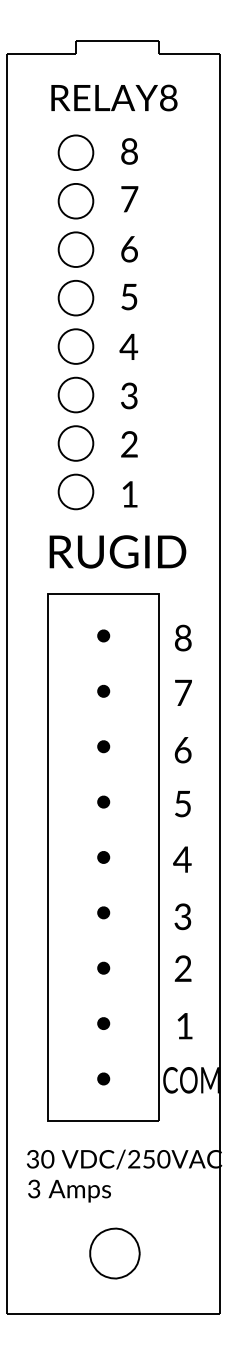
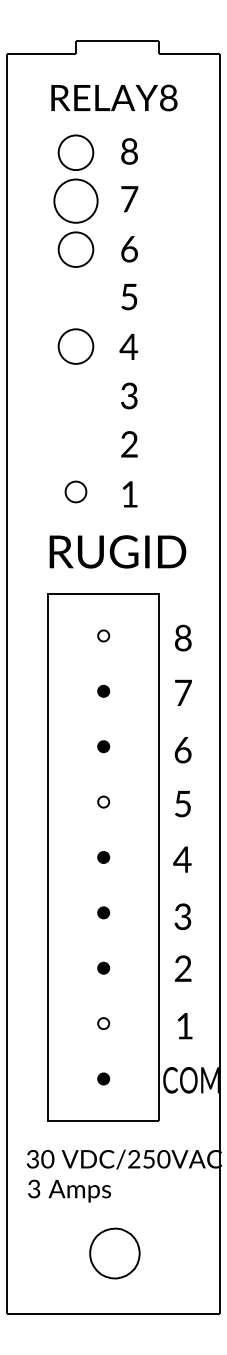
part size: 38x37 px -> 46x46 px (75, 200)
part: present -> none (75, 298)
part: present -> none (75, 394)
part: present -> none (75, 443)
part size: 38x38 px -> 24x24 px (75, 491)
fill: present -> none (103, 635)
fill: present -> none (103, 801)
fill: present -> none (103, 1023)
